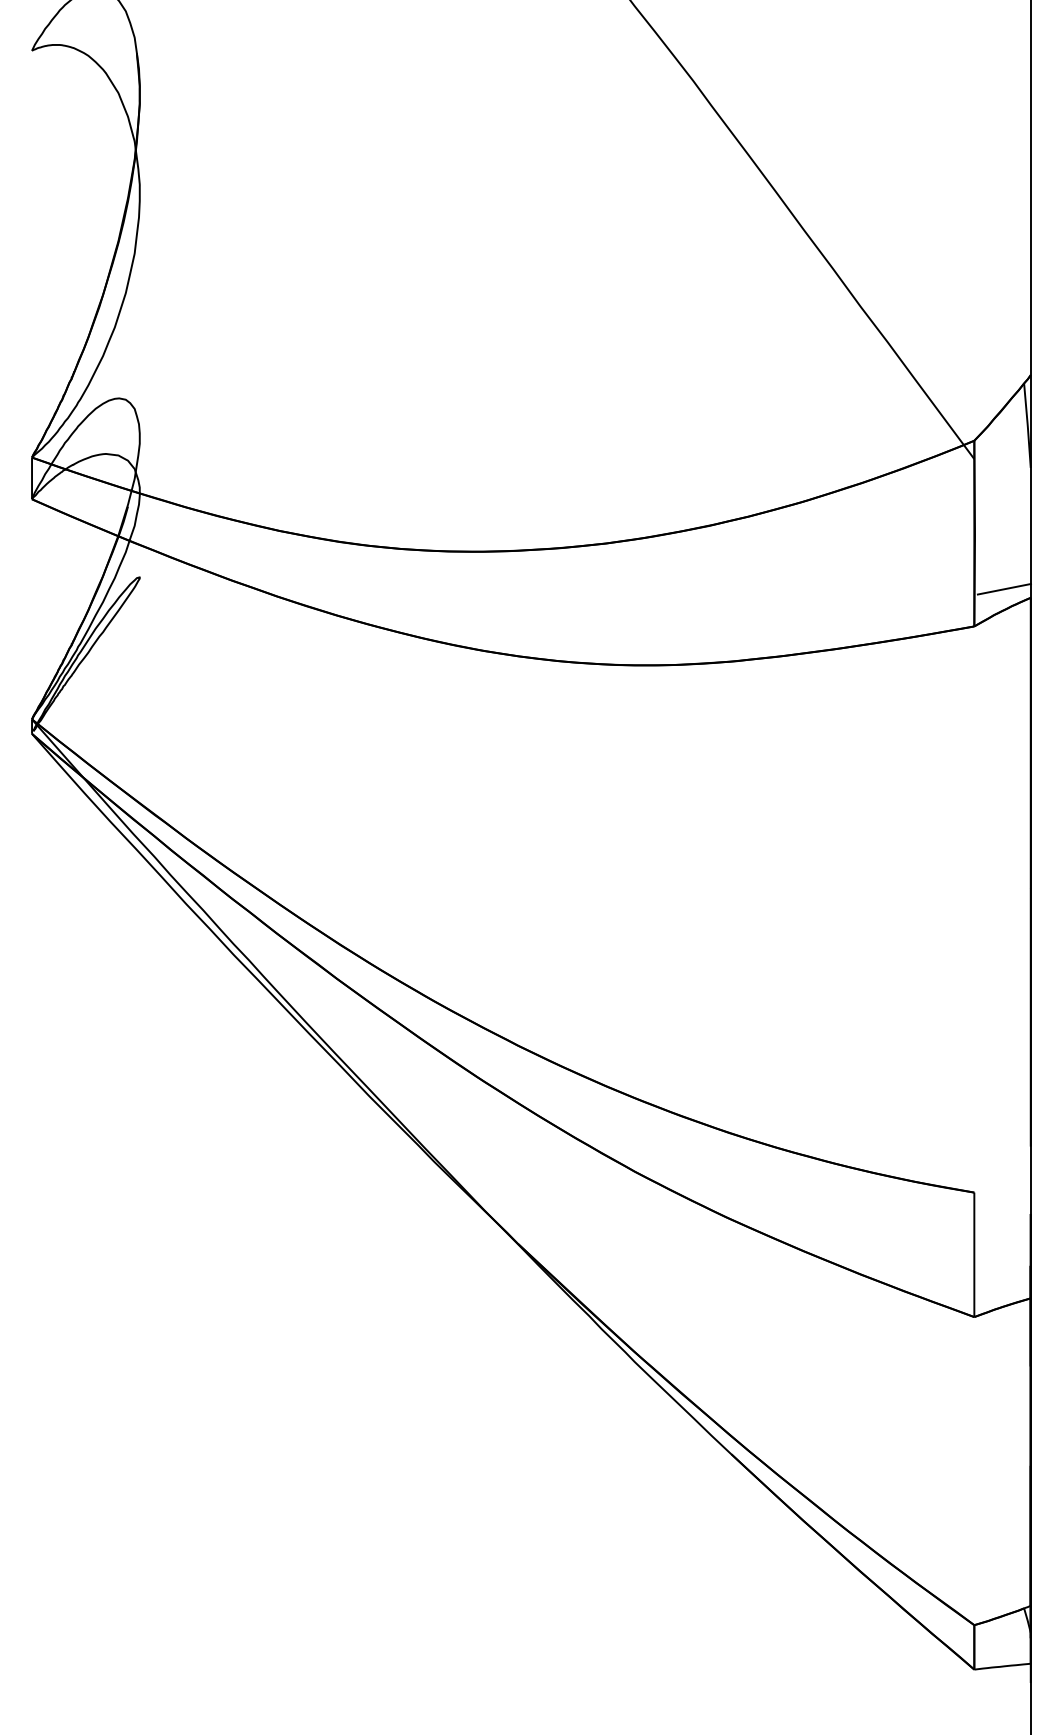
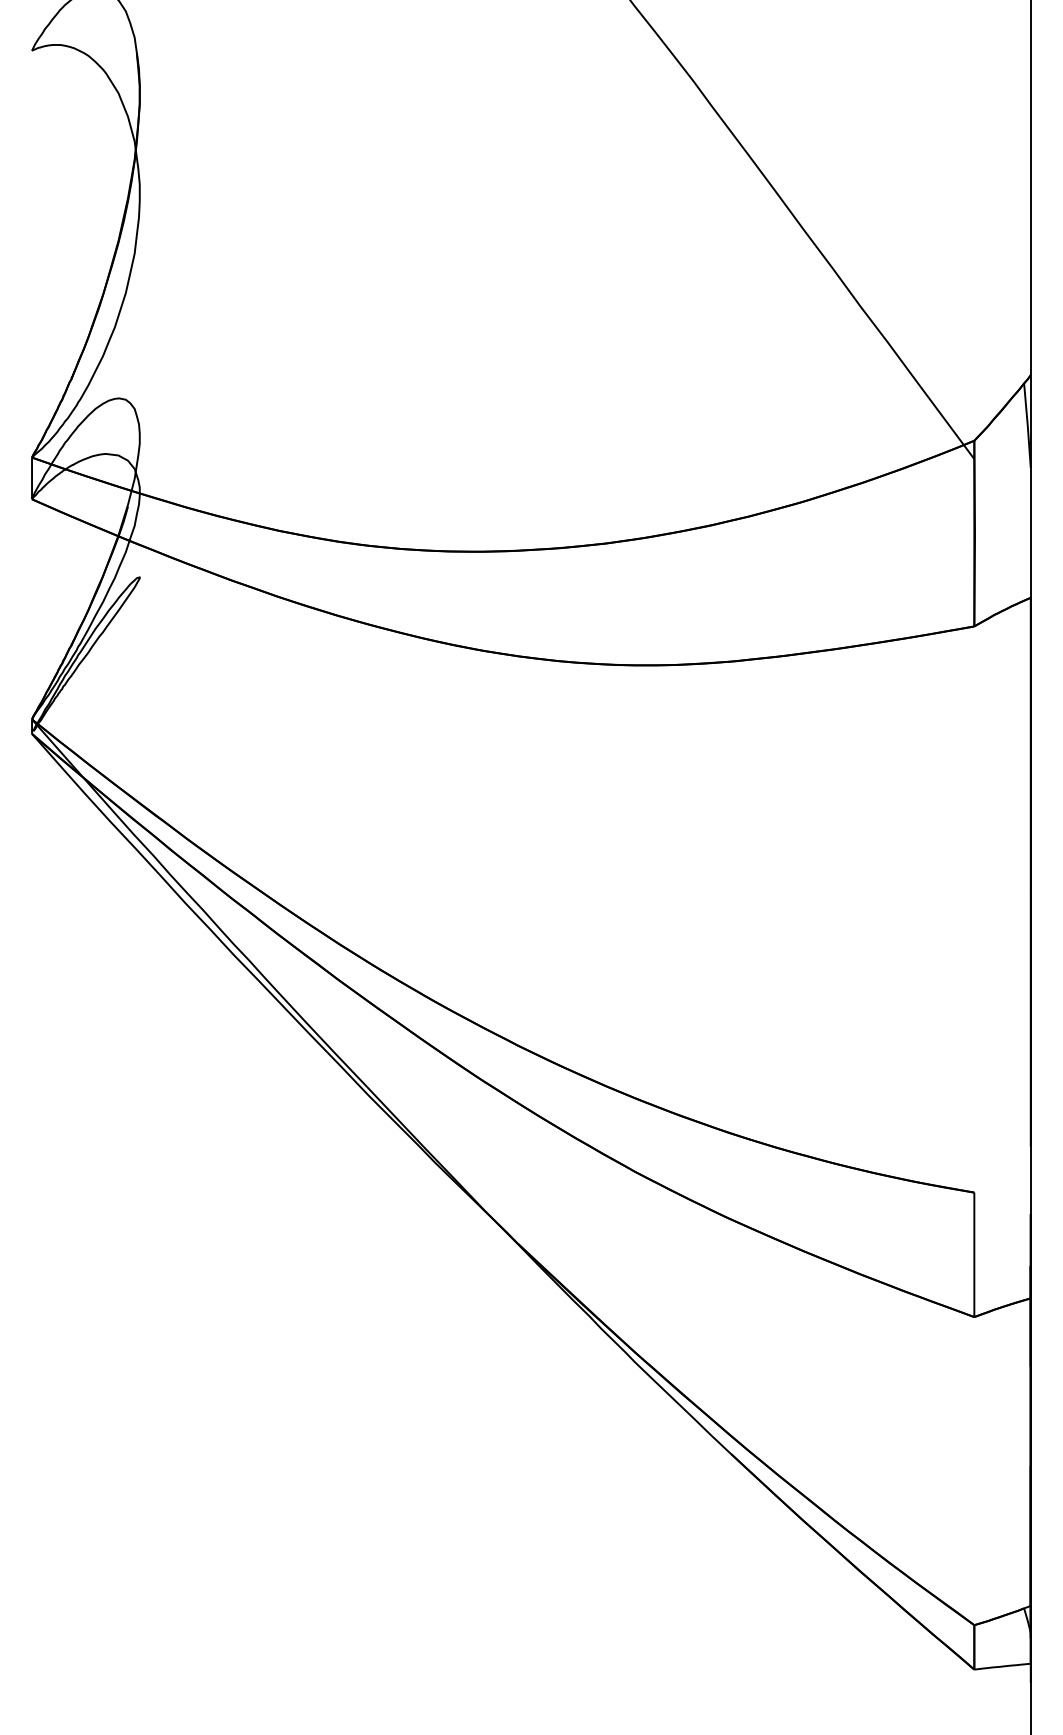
line: present -> none (1003, 588)
